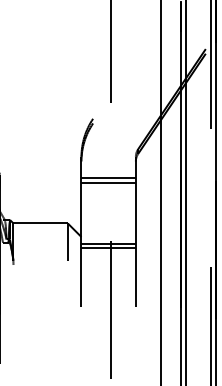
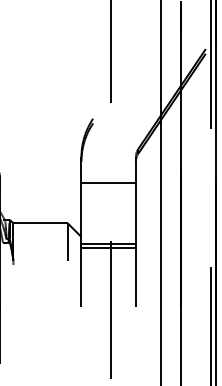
line: present -> none (108, 178)
line: present -> none (185, 192)
